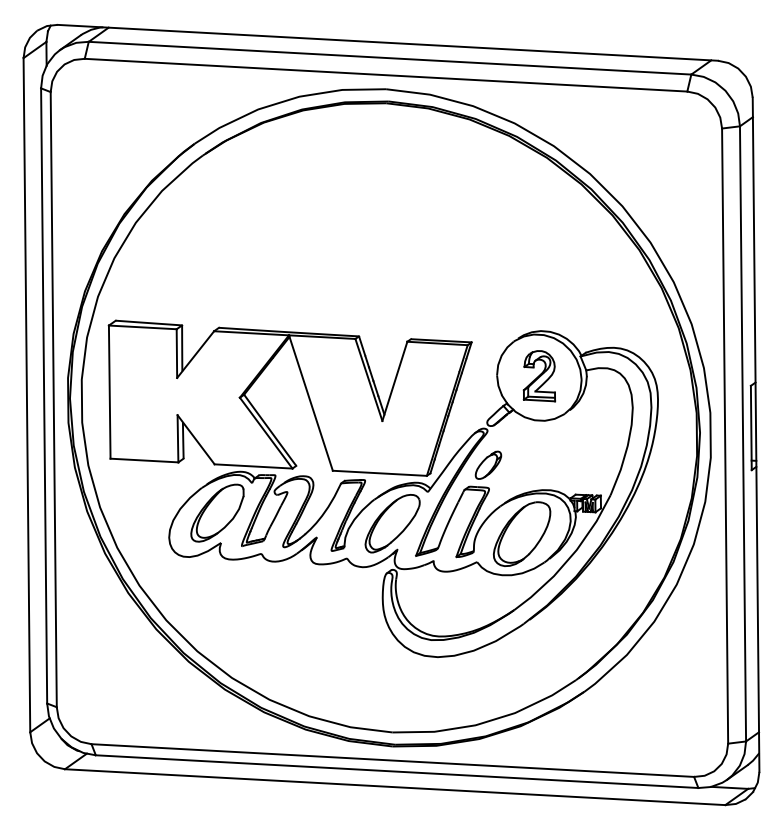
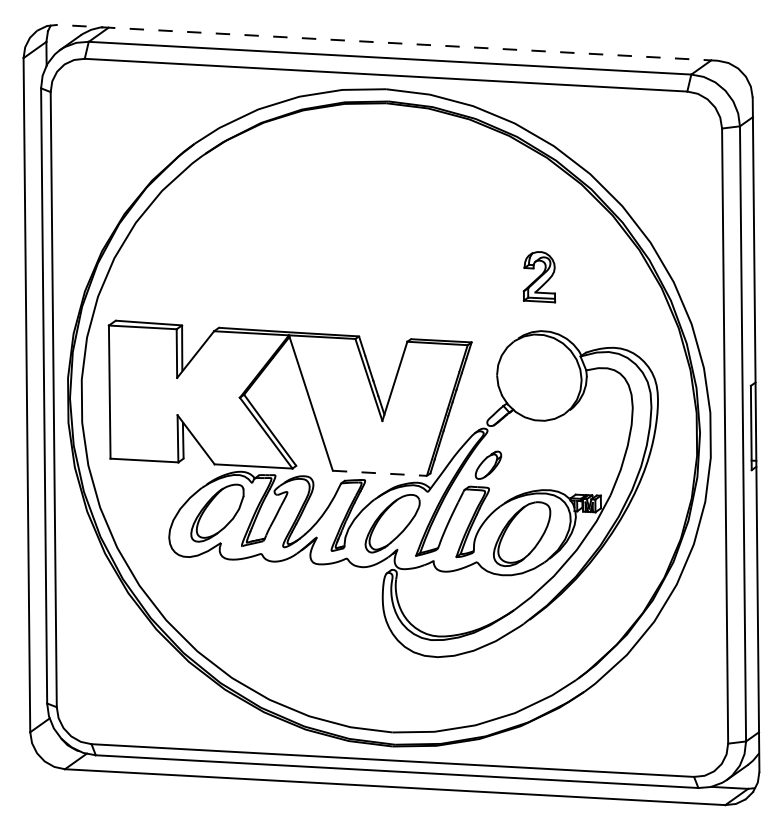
line: solid -> dashed (387, 42)
part position: (539, 376) -> (539, 277) (539, 277)
line: solid -> dashed (380, 473)
